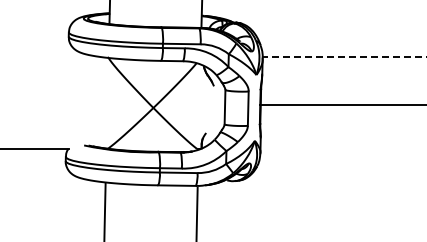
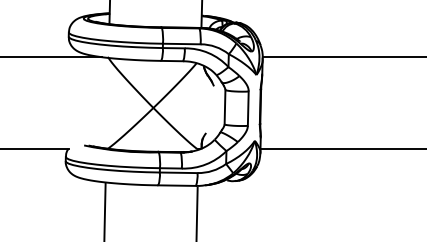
line: none -> present (51, 57)
line: dashed -> solid (344, 57)
line position: (341, 105) -> (341, 149) (341, 149)
